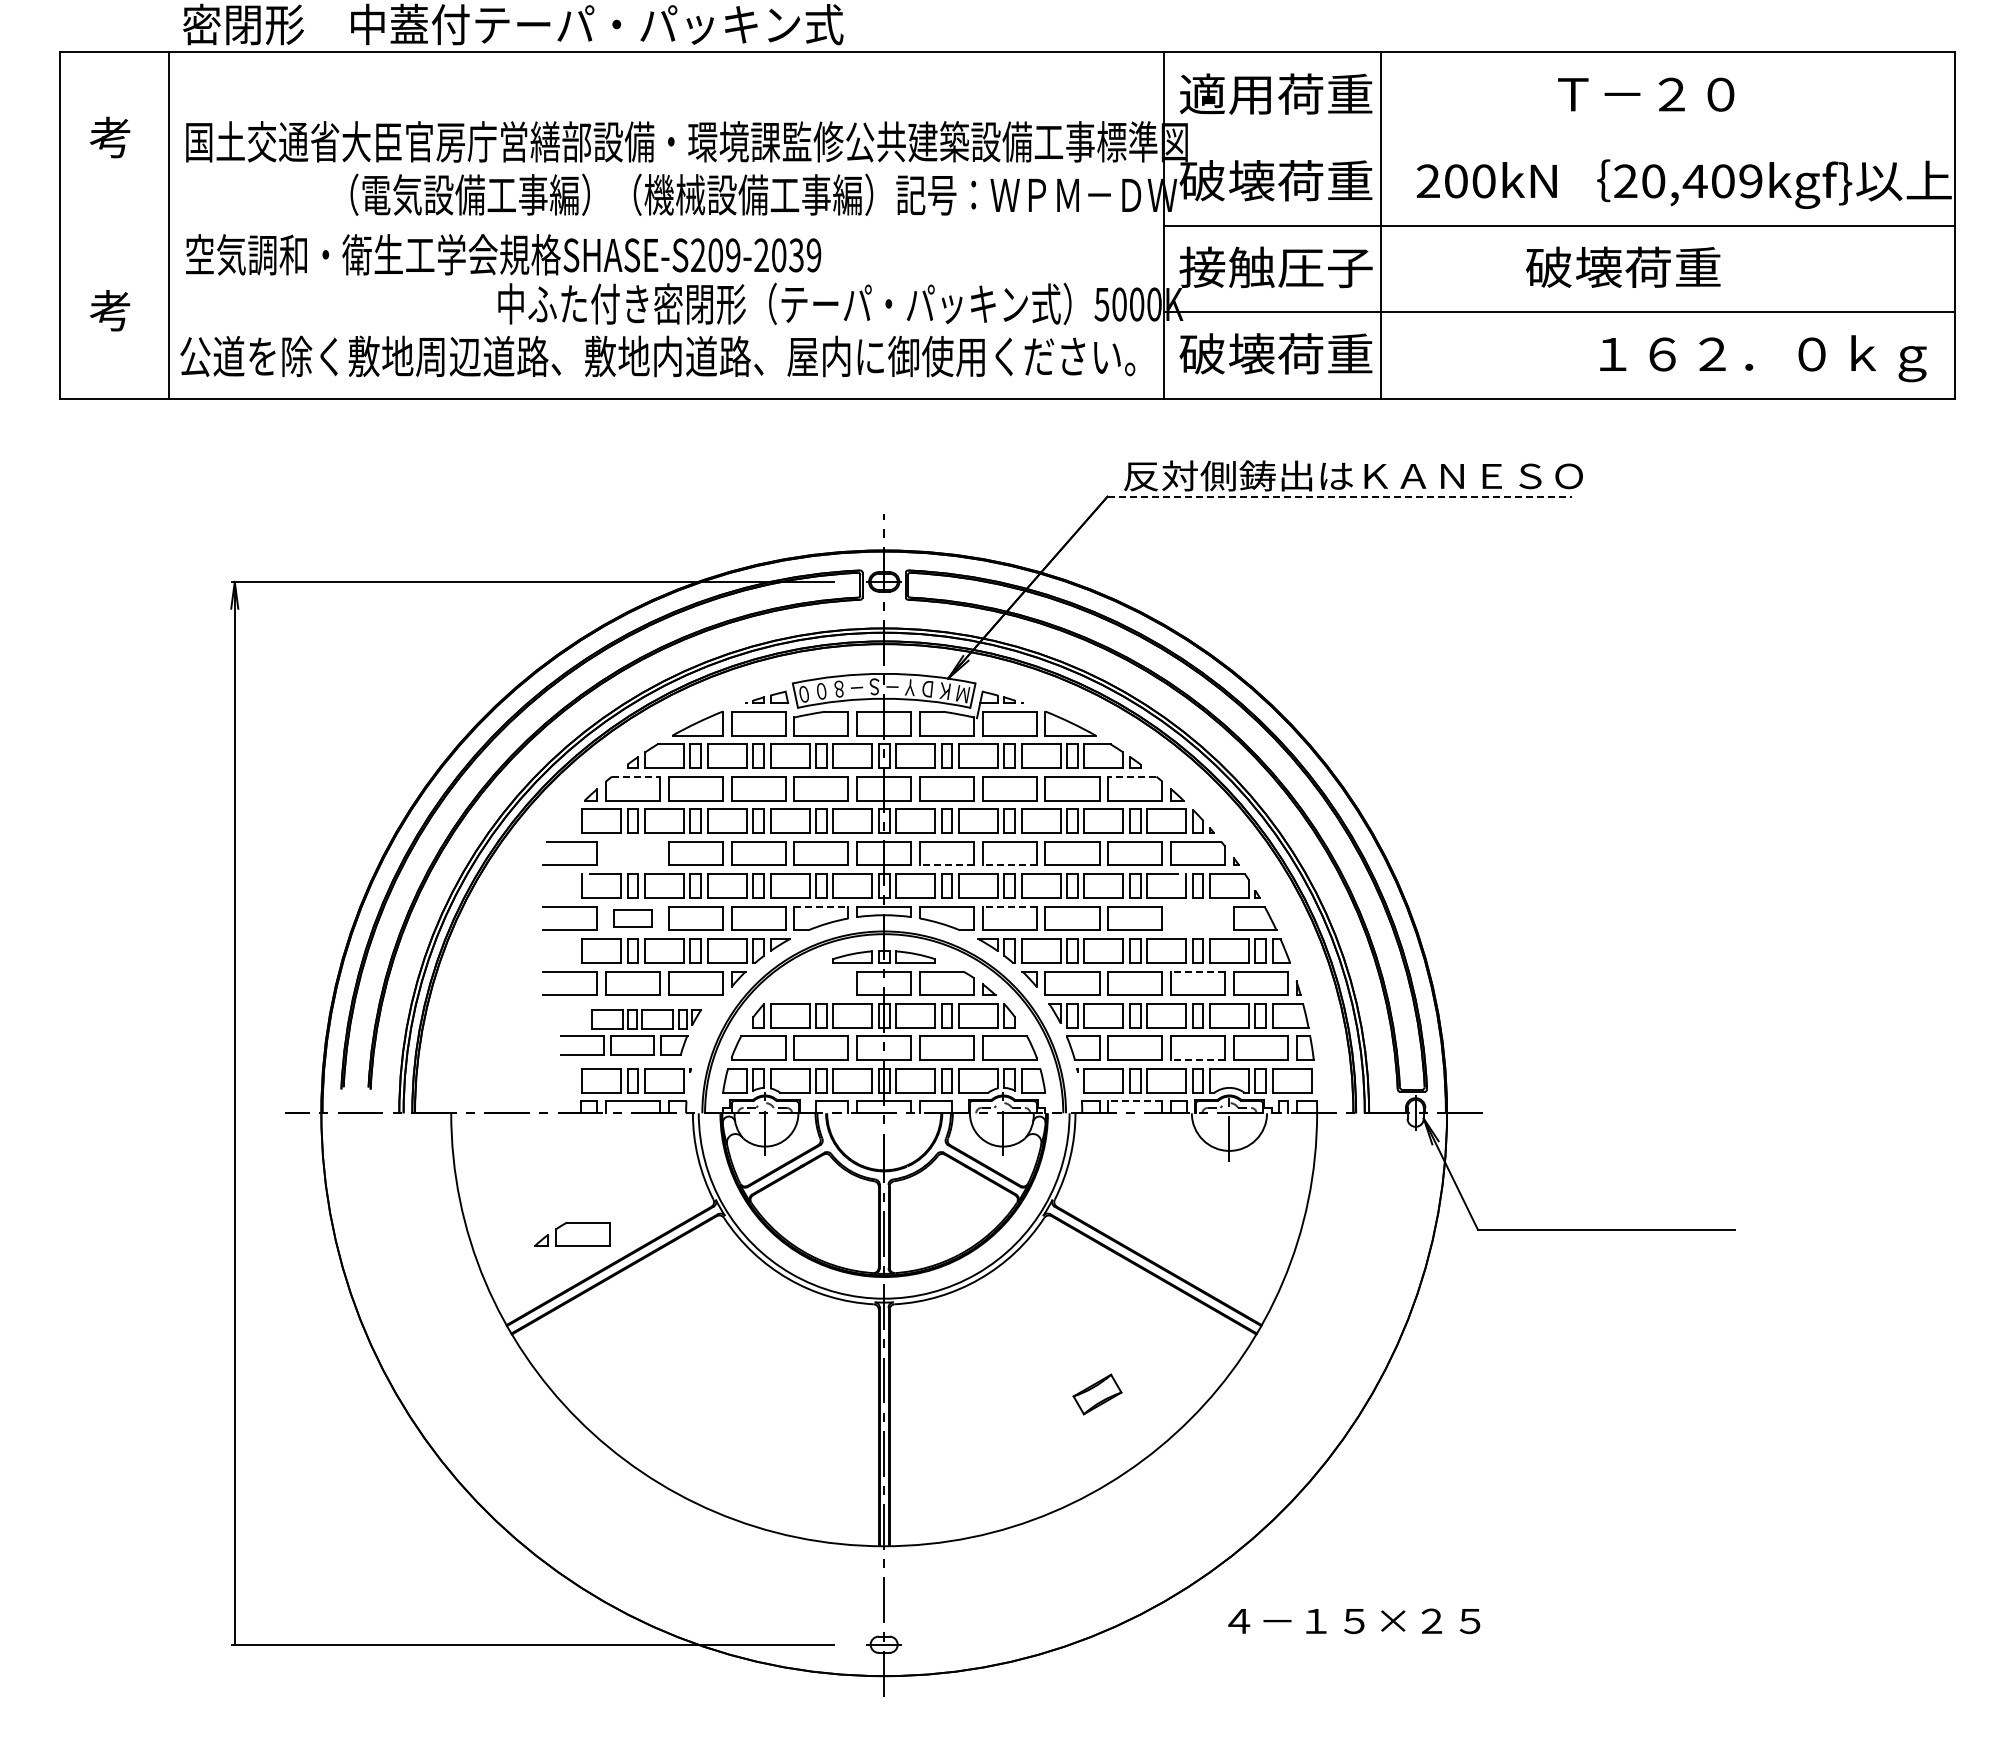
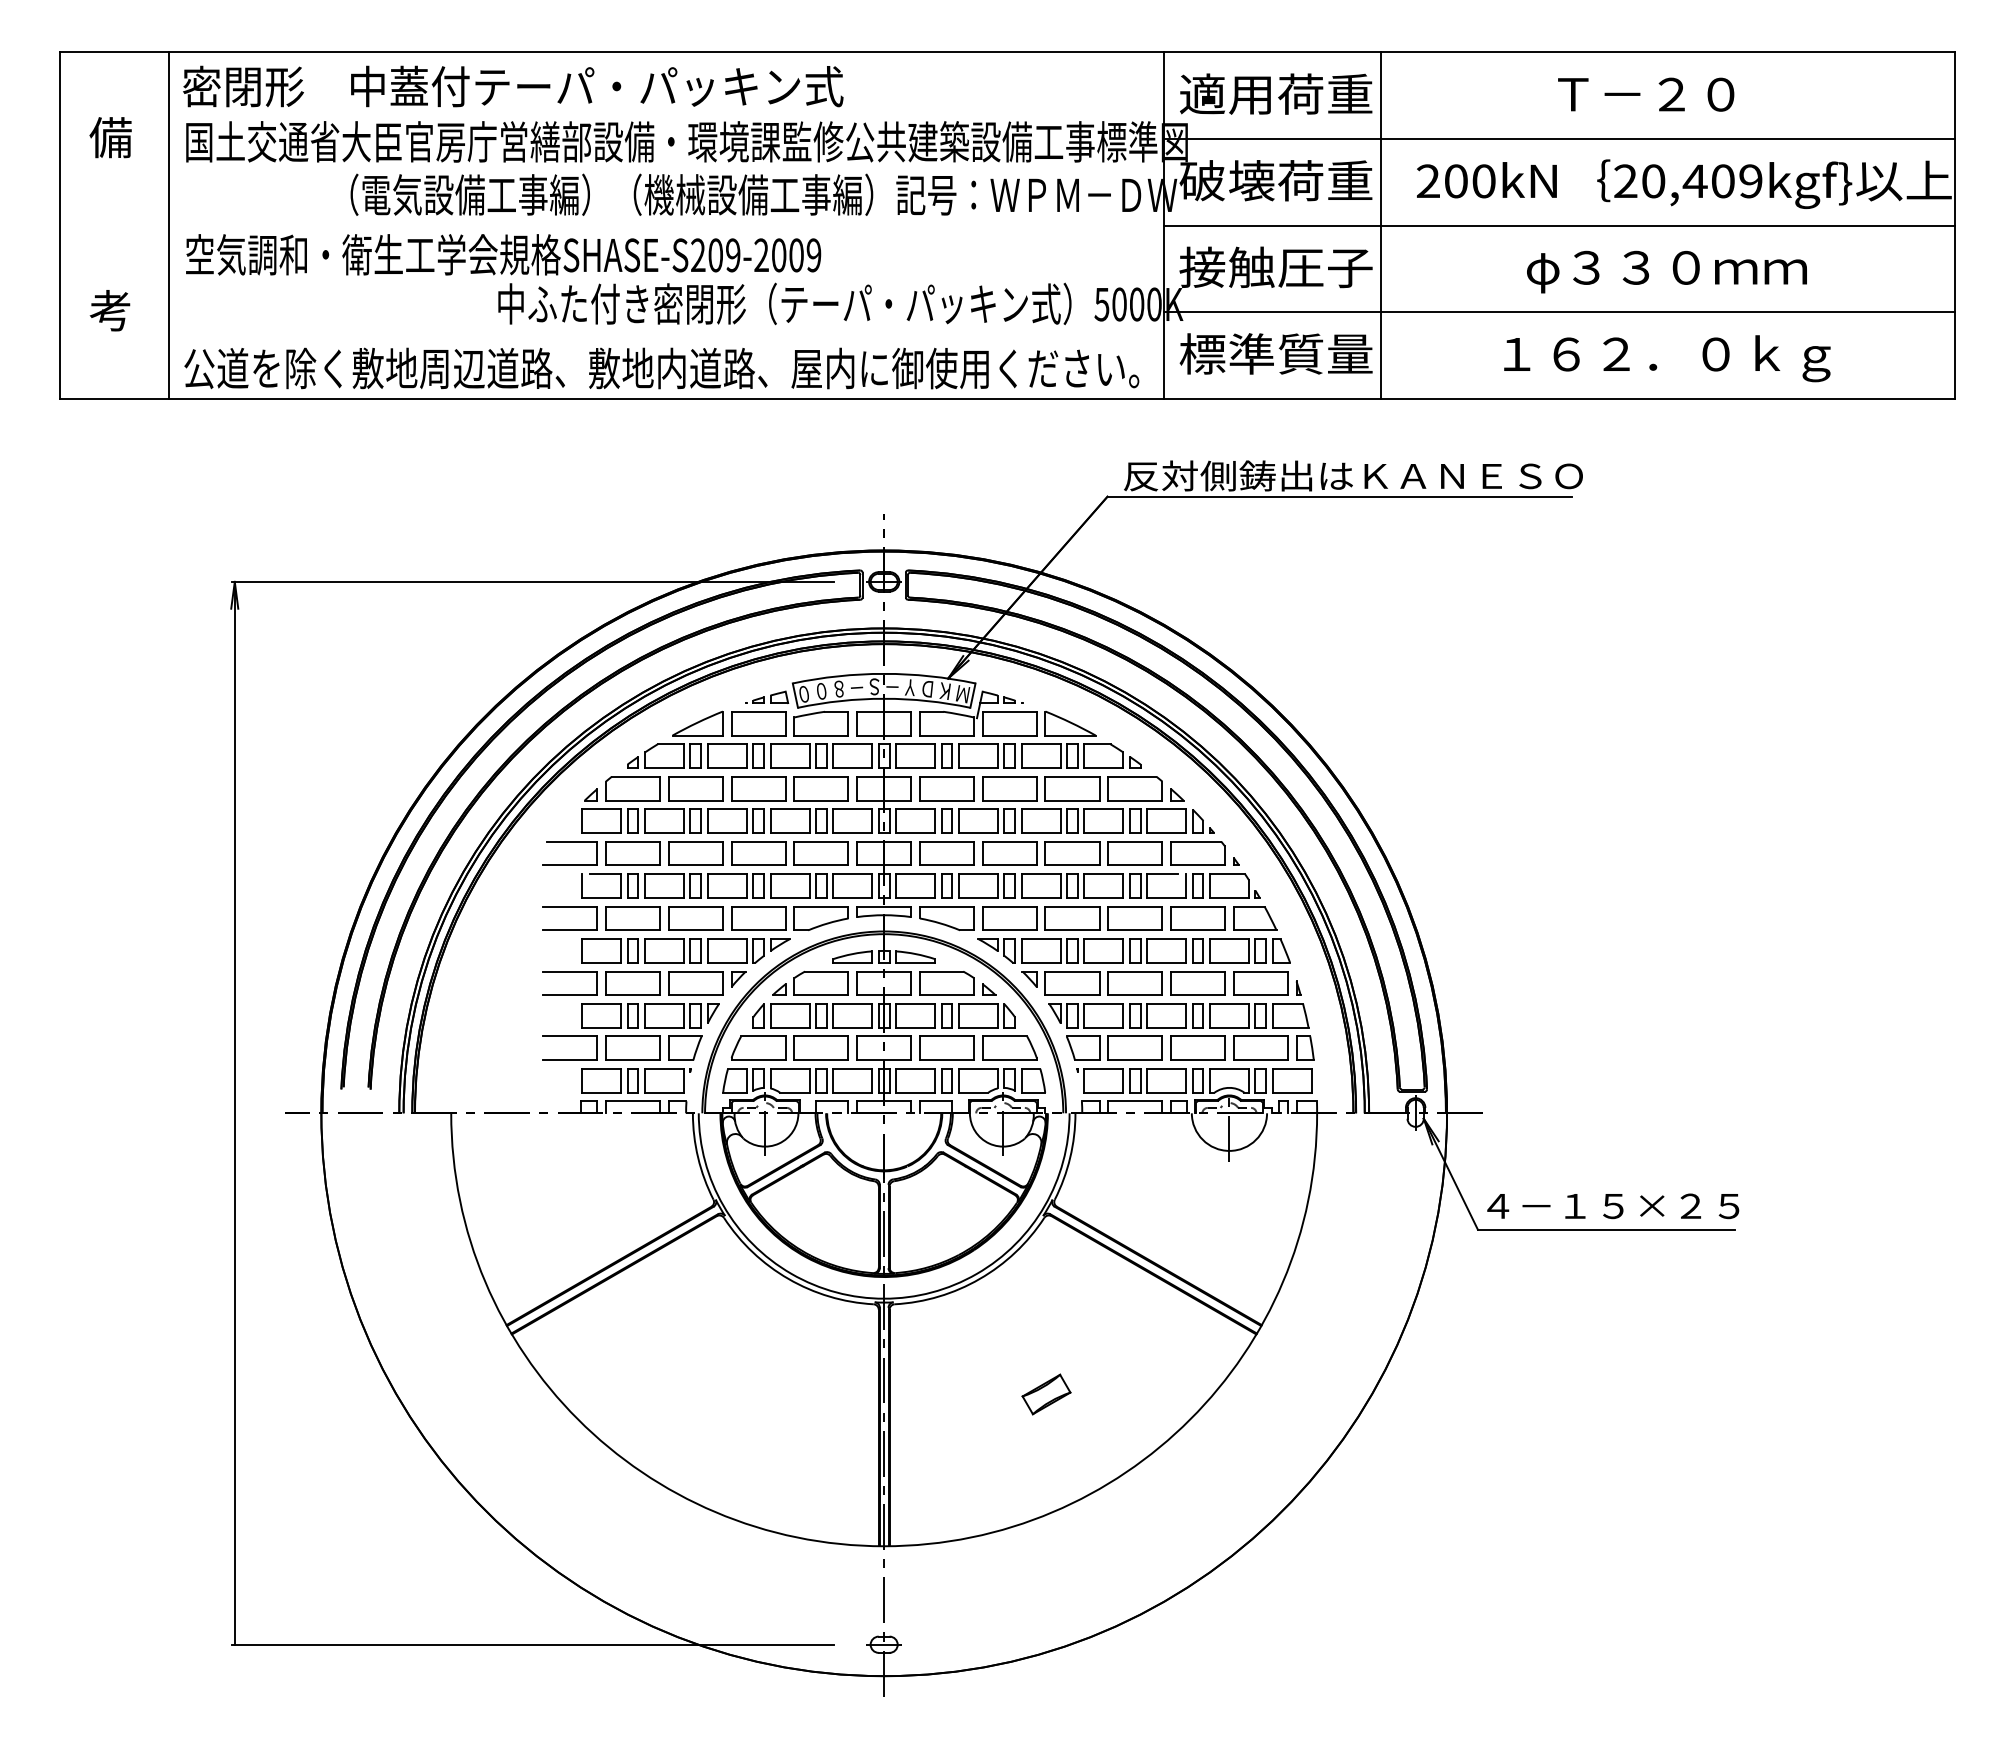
text position: (513, 24) -> (513, 86) (513, 86)
text: 考 -> 備 (110, 137)
line: none -> present (1559, 139)
text: SHASE-S209-2039 -> SHASE-S209-2009 (796, 255)
text: 破壊荷重 -> φ３３０ｍｍ (1665, 269)
text: 破壊荷重 -> 標準質量 (1275, 353)
text position: (657, 356) -> (661, 368) (661, 368)
text position: (1763, 358) -> (1667, 358) (1667, 358)
line: dashed -> solid (1340, 496)
line: dashed -> solid (636, 776)
line: dashed -> solid (1131, 776)
part: none -> present (632, 853)
line: dashed -> solid (946, 865)
line: dashed -> solid (1009, 865)
line: dashed -> solid (821, 906)
line: dashed -> solid (1009, 906)
part size: 40x19 px -> 56x25 px (632, 918)
part: none -> present (1197, 918)
line: dashed -> solid (1197, 971)
part size: 142x47 px -> 178x58 px (630, 1031)
line: dashed -> solid (1197, 1060)
line: dashed -> solid (1134, 1101)
part position: (572, 1234) -> (810, 983) (810, 983)
part position: (1097, 1394) -> (1046, 1394) (1046, 1394)
text position: (1354, 1621) -> (1613, 1206) (1613, 1206)
